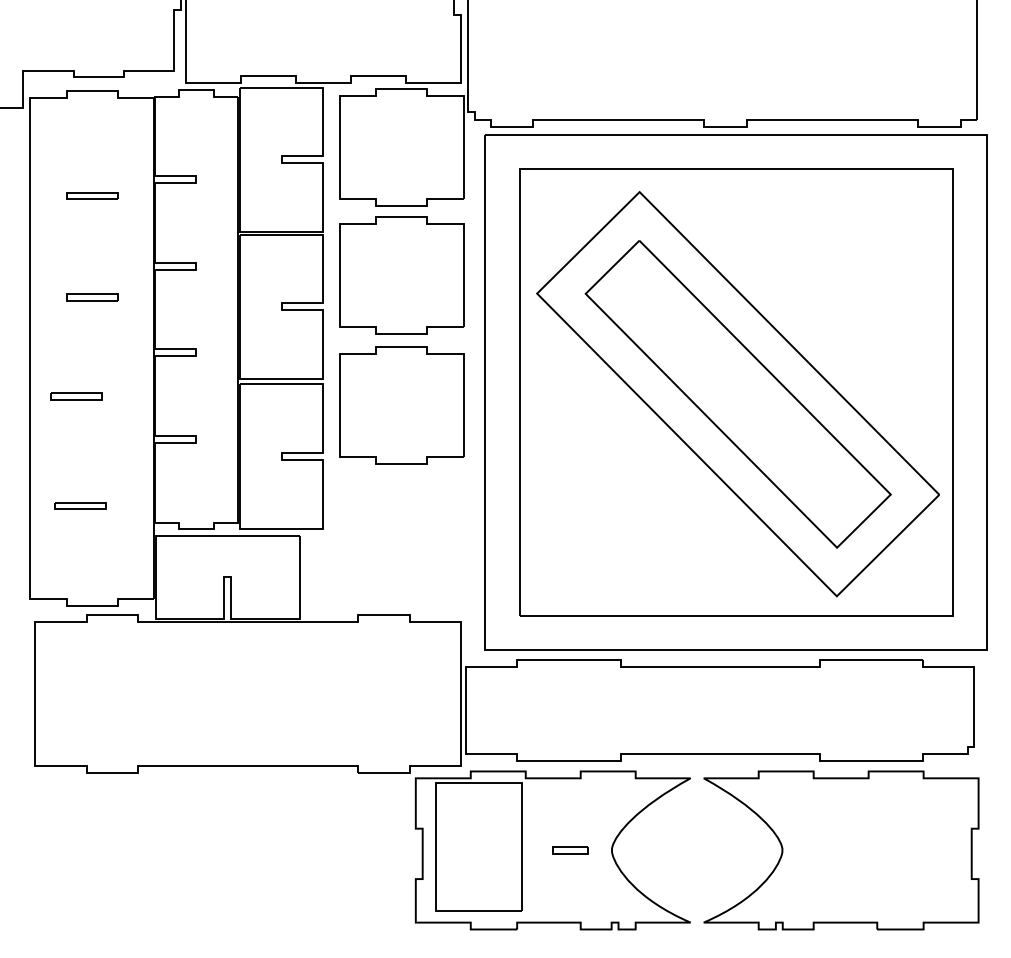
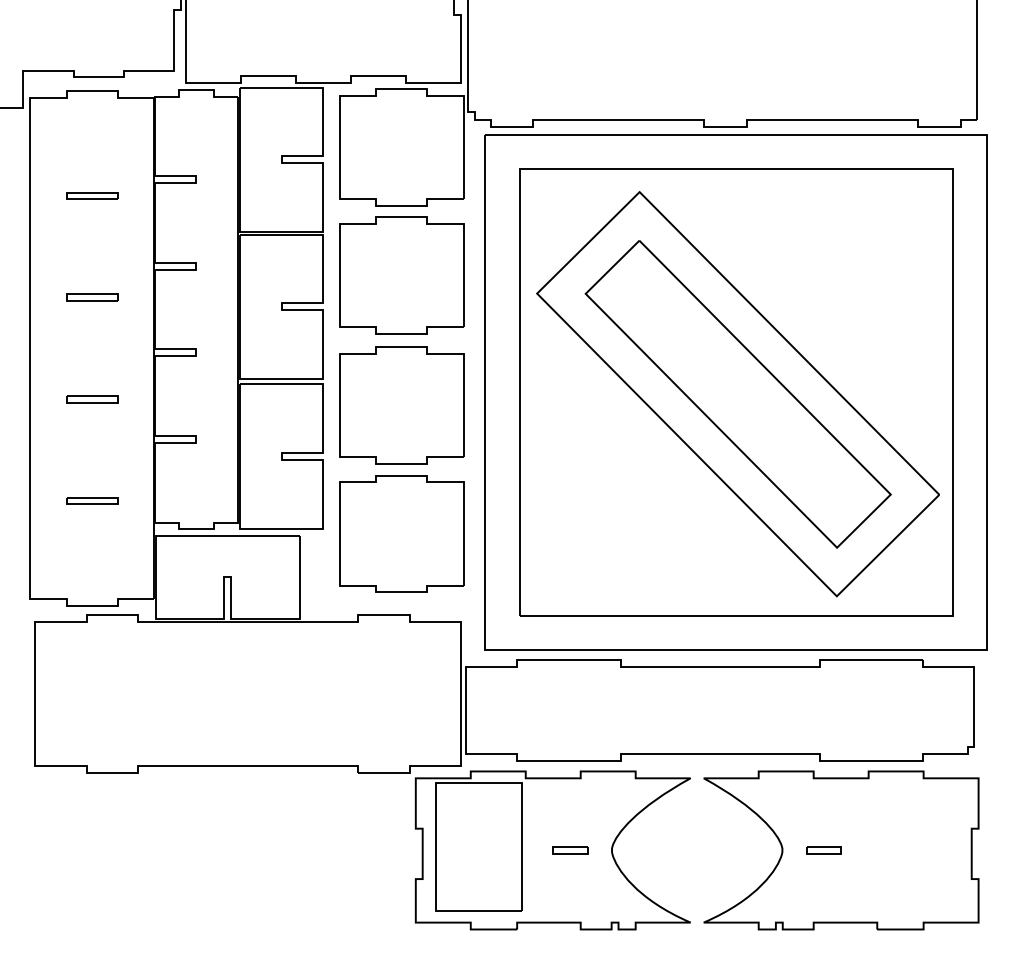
part position: (76, 396) -> (92, 399) (92, 399)
part position: (80, 505) -> (92, 500) (92, 500)
part: none -> present (401, 533)
part: none -> present (823, 850)
